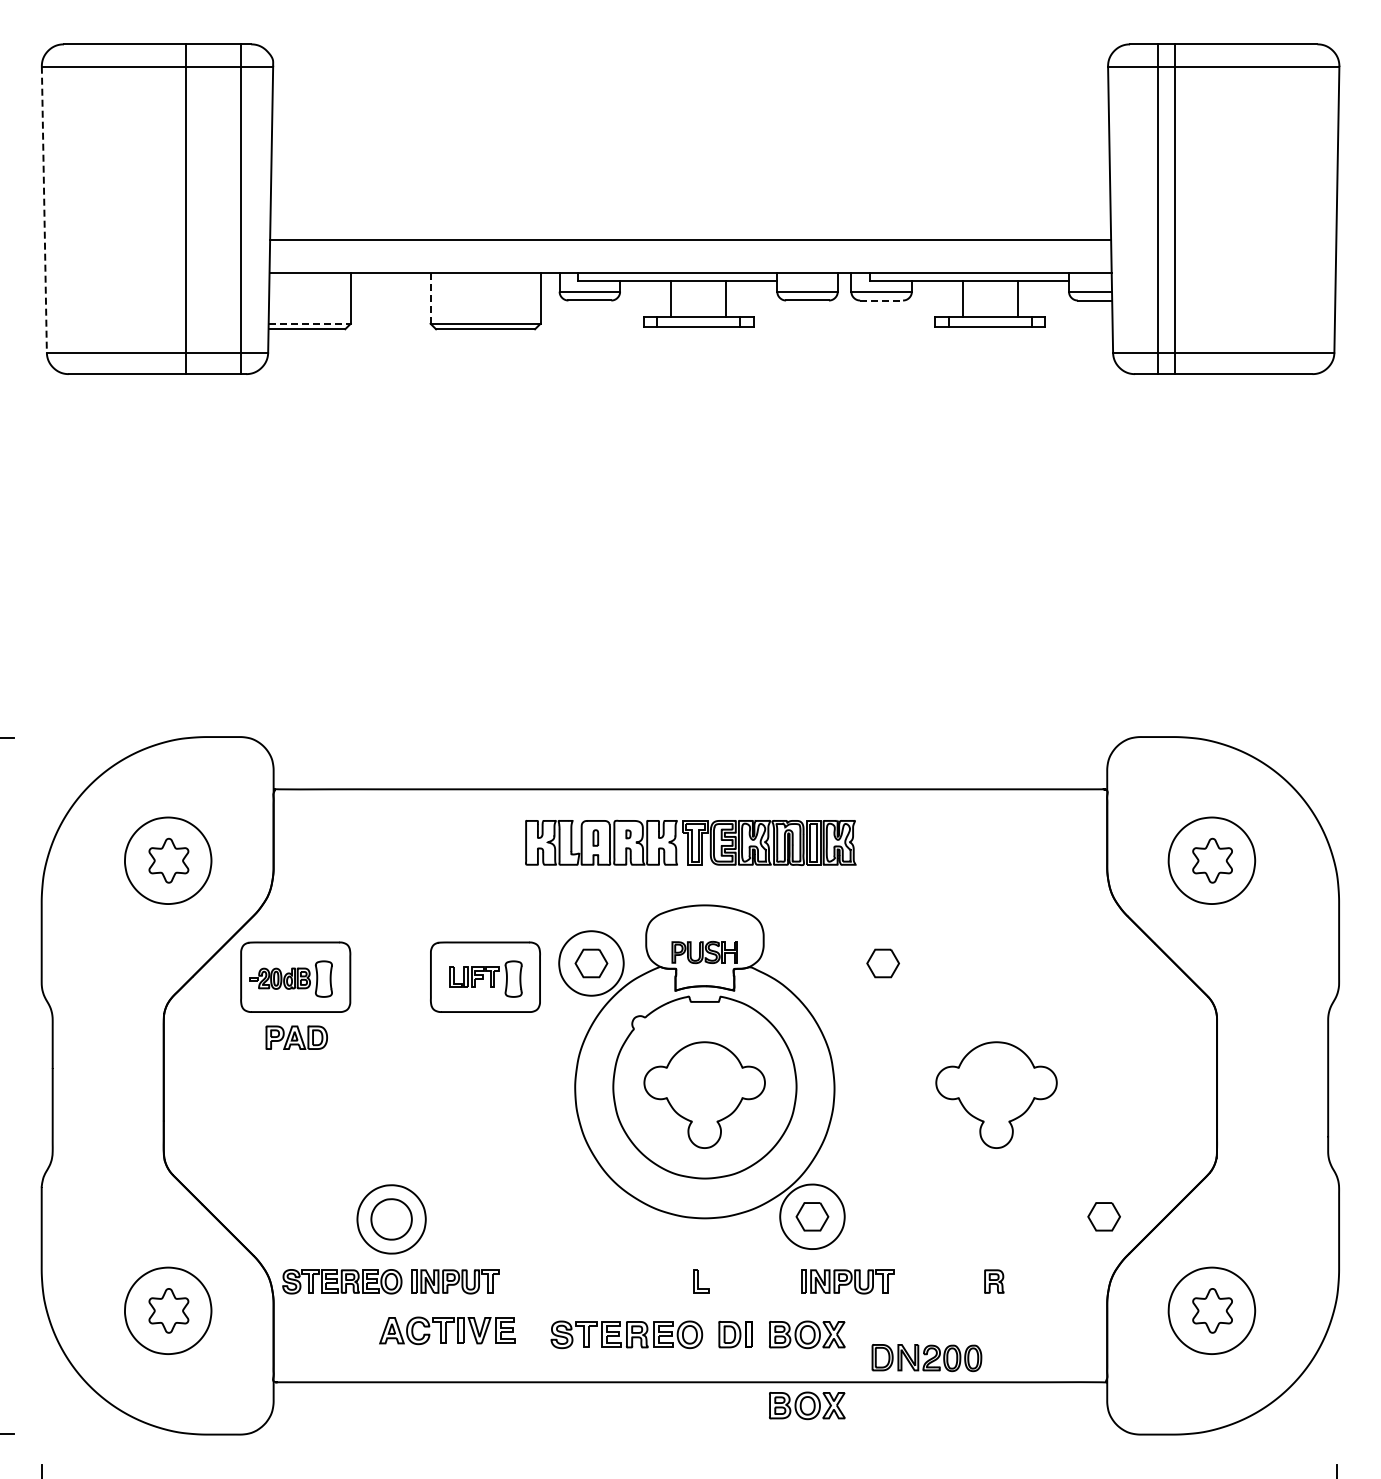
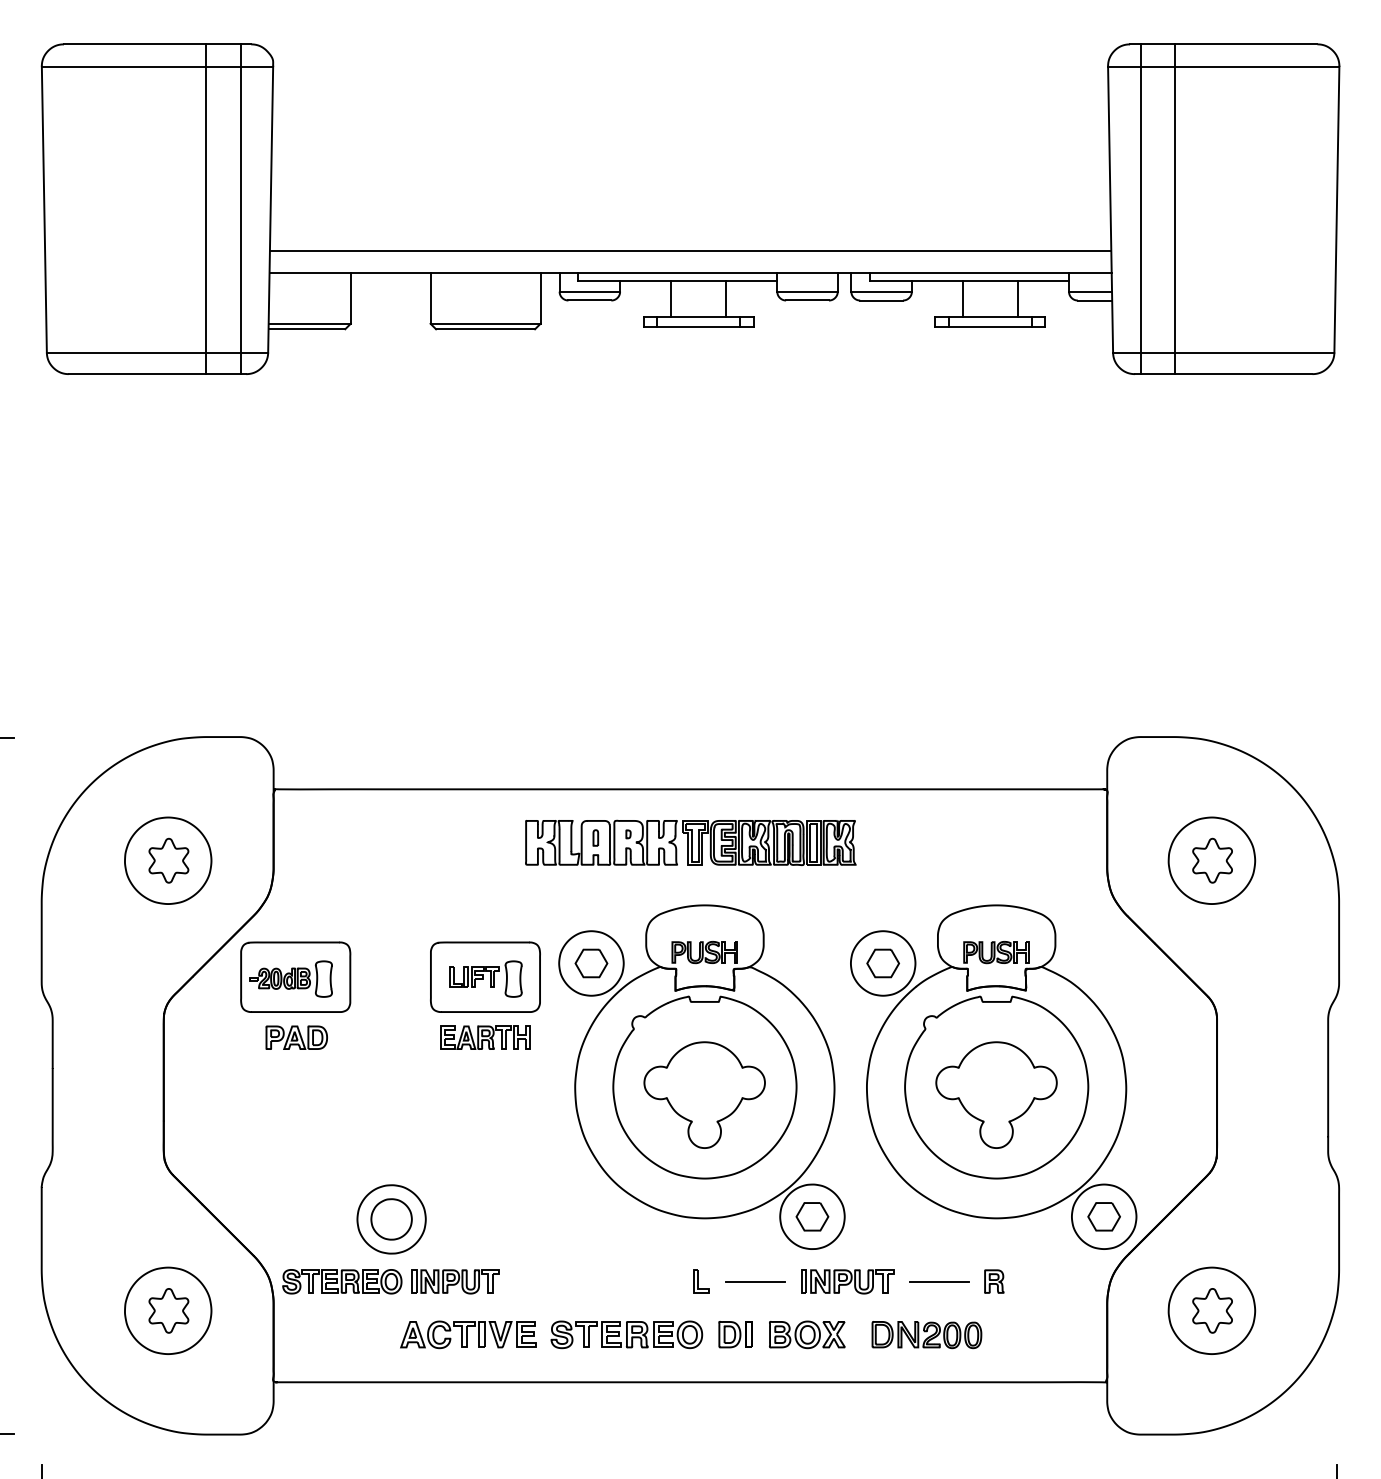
line: dashed -> solid (44, 209)
line position: (186, 209) -> (206, 209) (206, 209)
line position: (1157, 209) -> (1140, 209) (1140, 209)
line position: (690, 240) -> (690, 251) (690, 251)
line: dashed -> solid (430, 297)
line: dashed -> solid (882, 300)
line: dashed -> solid (310, 323)
part: none -> present (485, 1037)
part: none -> present (993, 1076)
line: none -> present (755, 1281)
line: none -> present (939, 1281)
part position: (447, 1330) -> (468, 1334) (468, 1334)
part position: (926, 1358) -> (926, 1335) (926, 1335)
part: present -> none (807, 1405)
